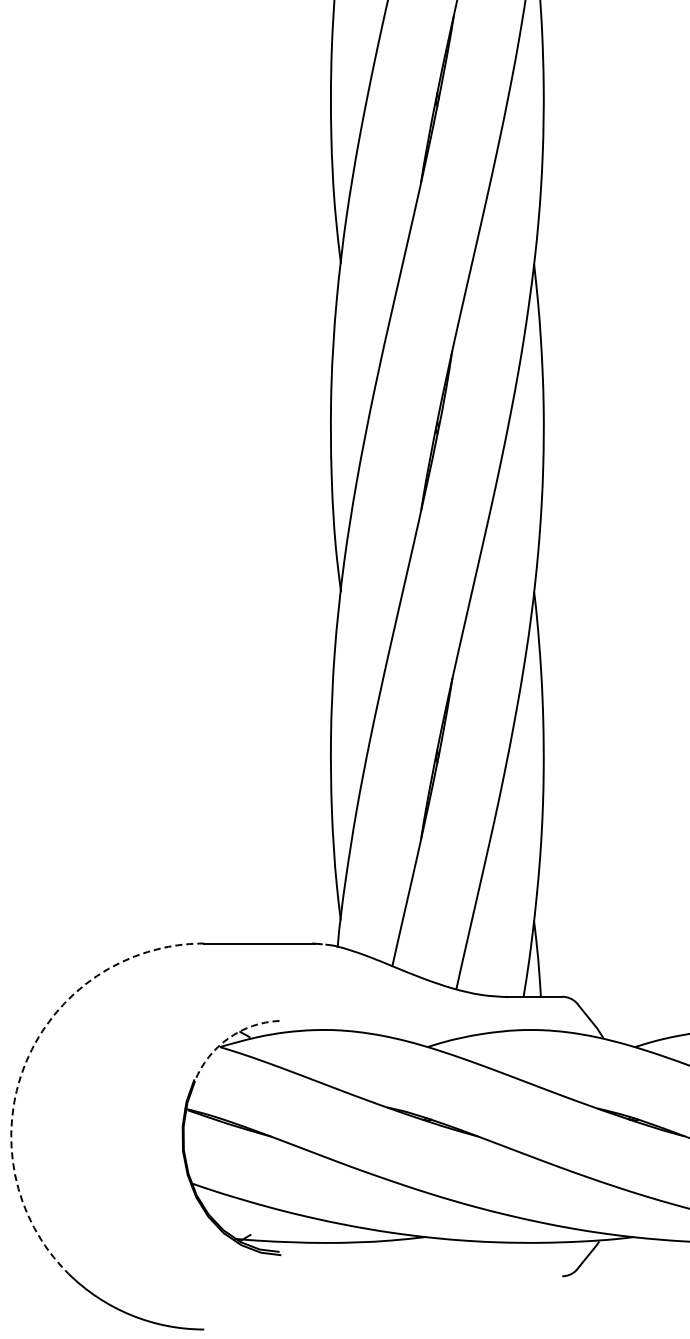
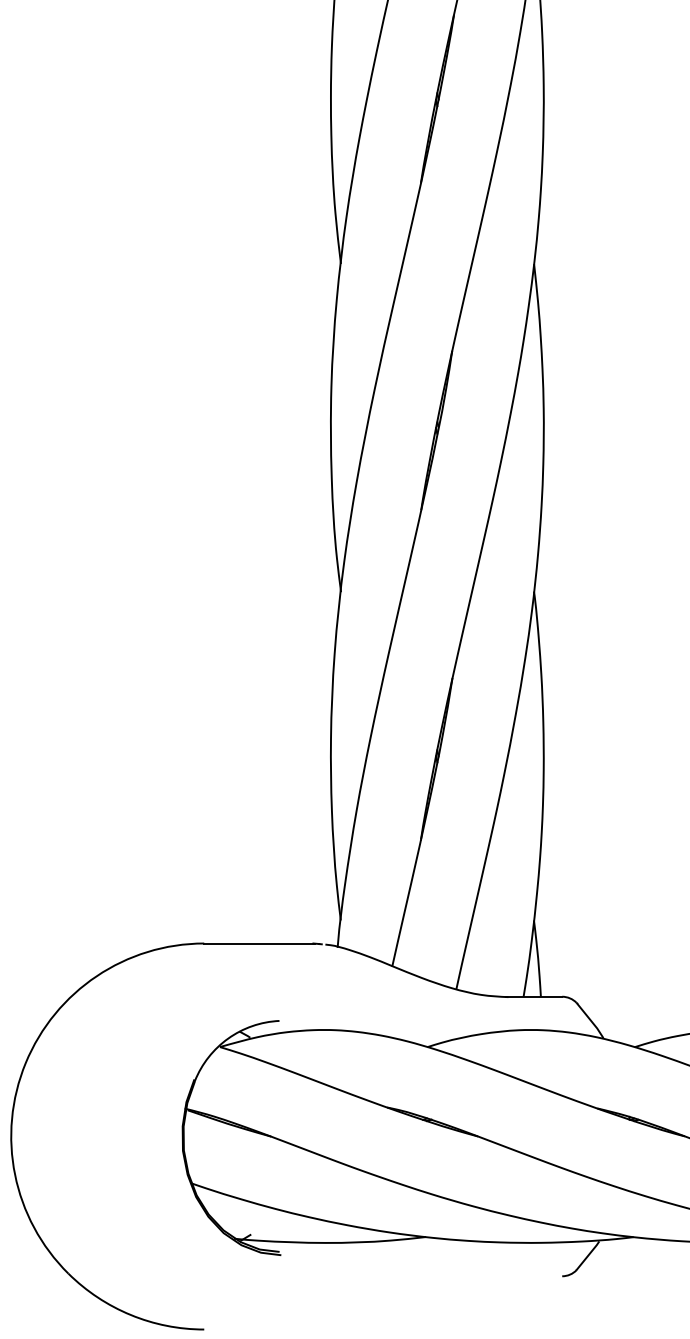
arc: dashed -> solid (228, 1038)
arc: dashed -> solid (25, 1063)
